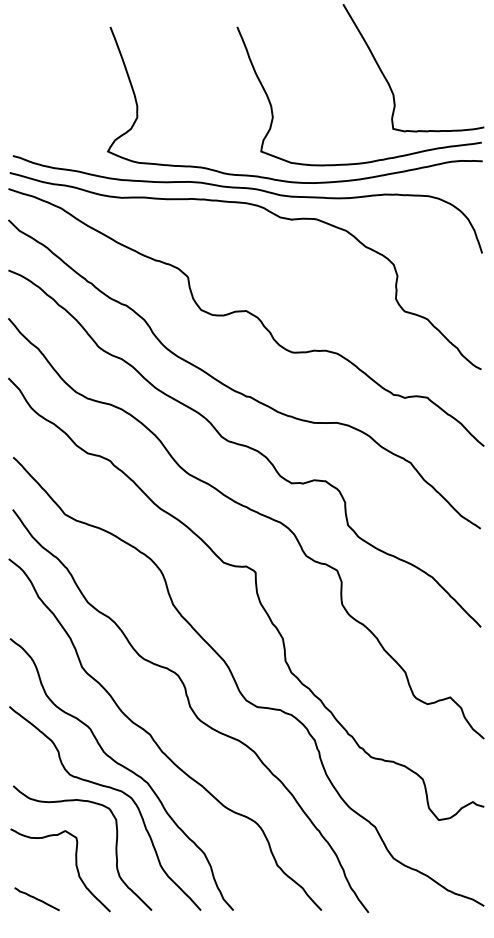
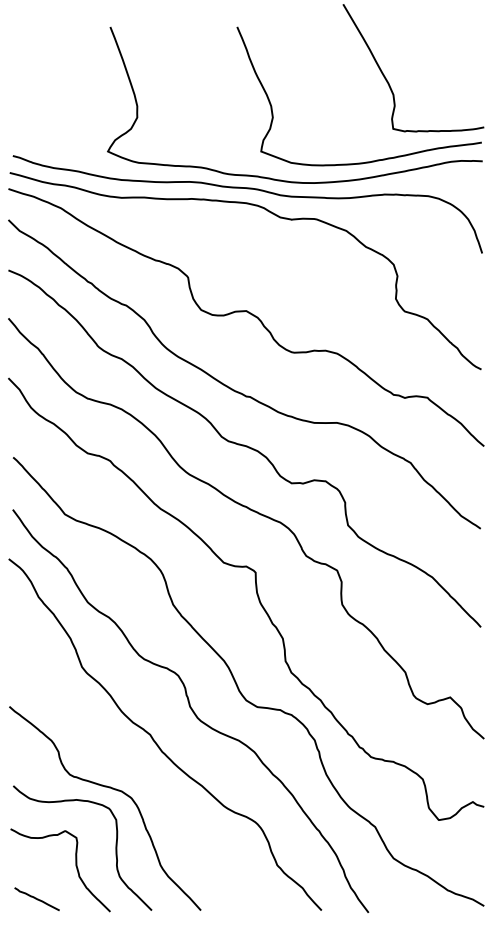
curve: present -> none (124, 768)
